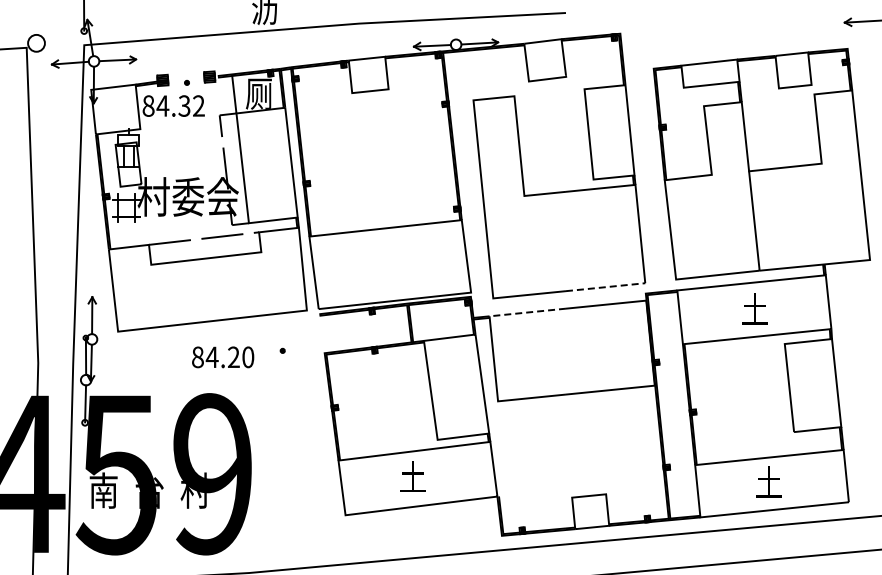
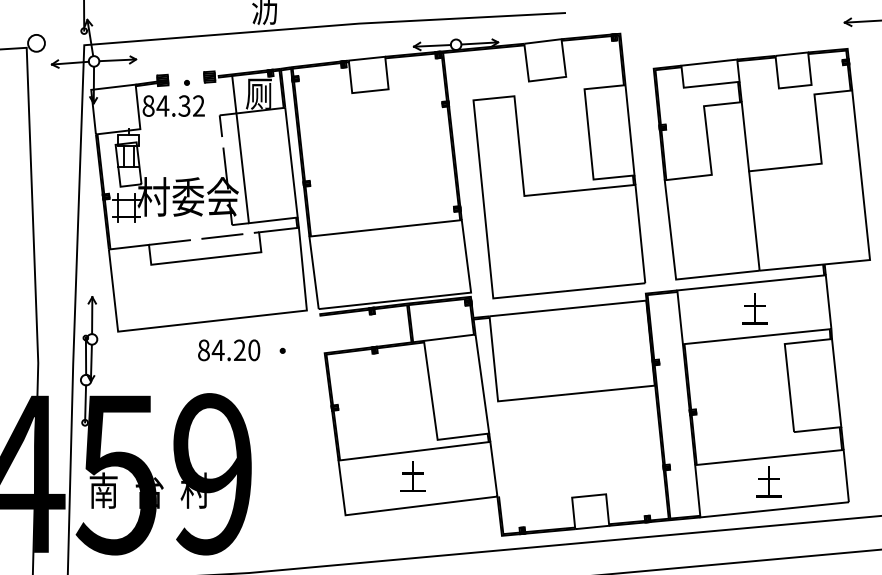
line: dashed -> solid (605, 287)
line: dashed -> solid (527, 312)
text position: (223, 357) -> (229, 350) (229, 350)
